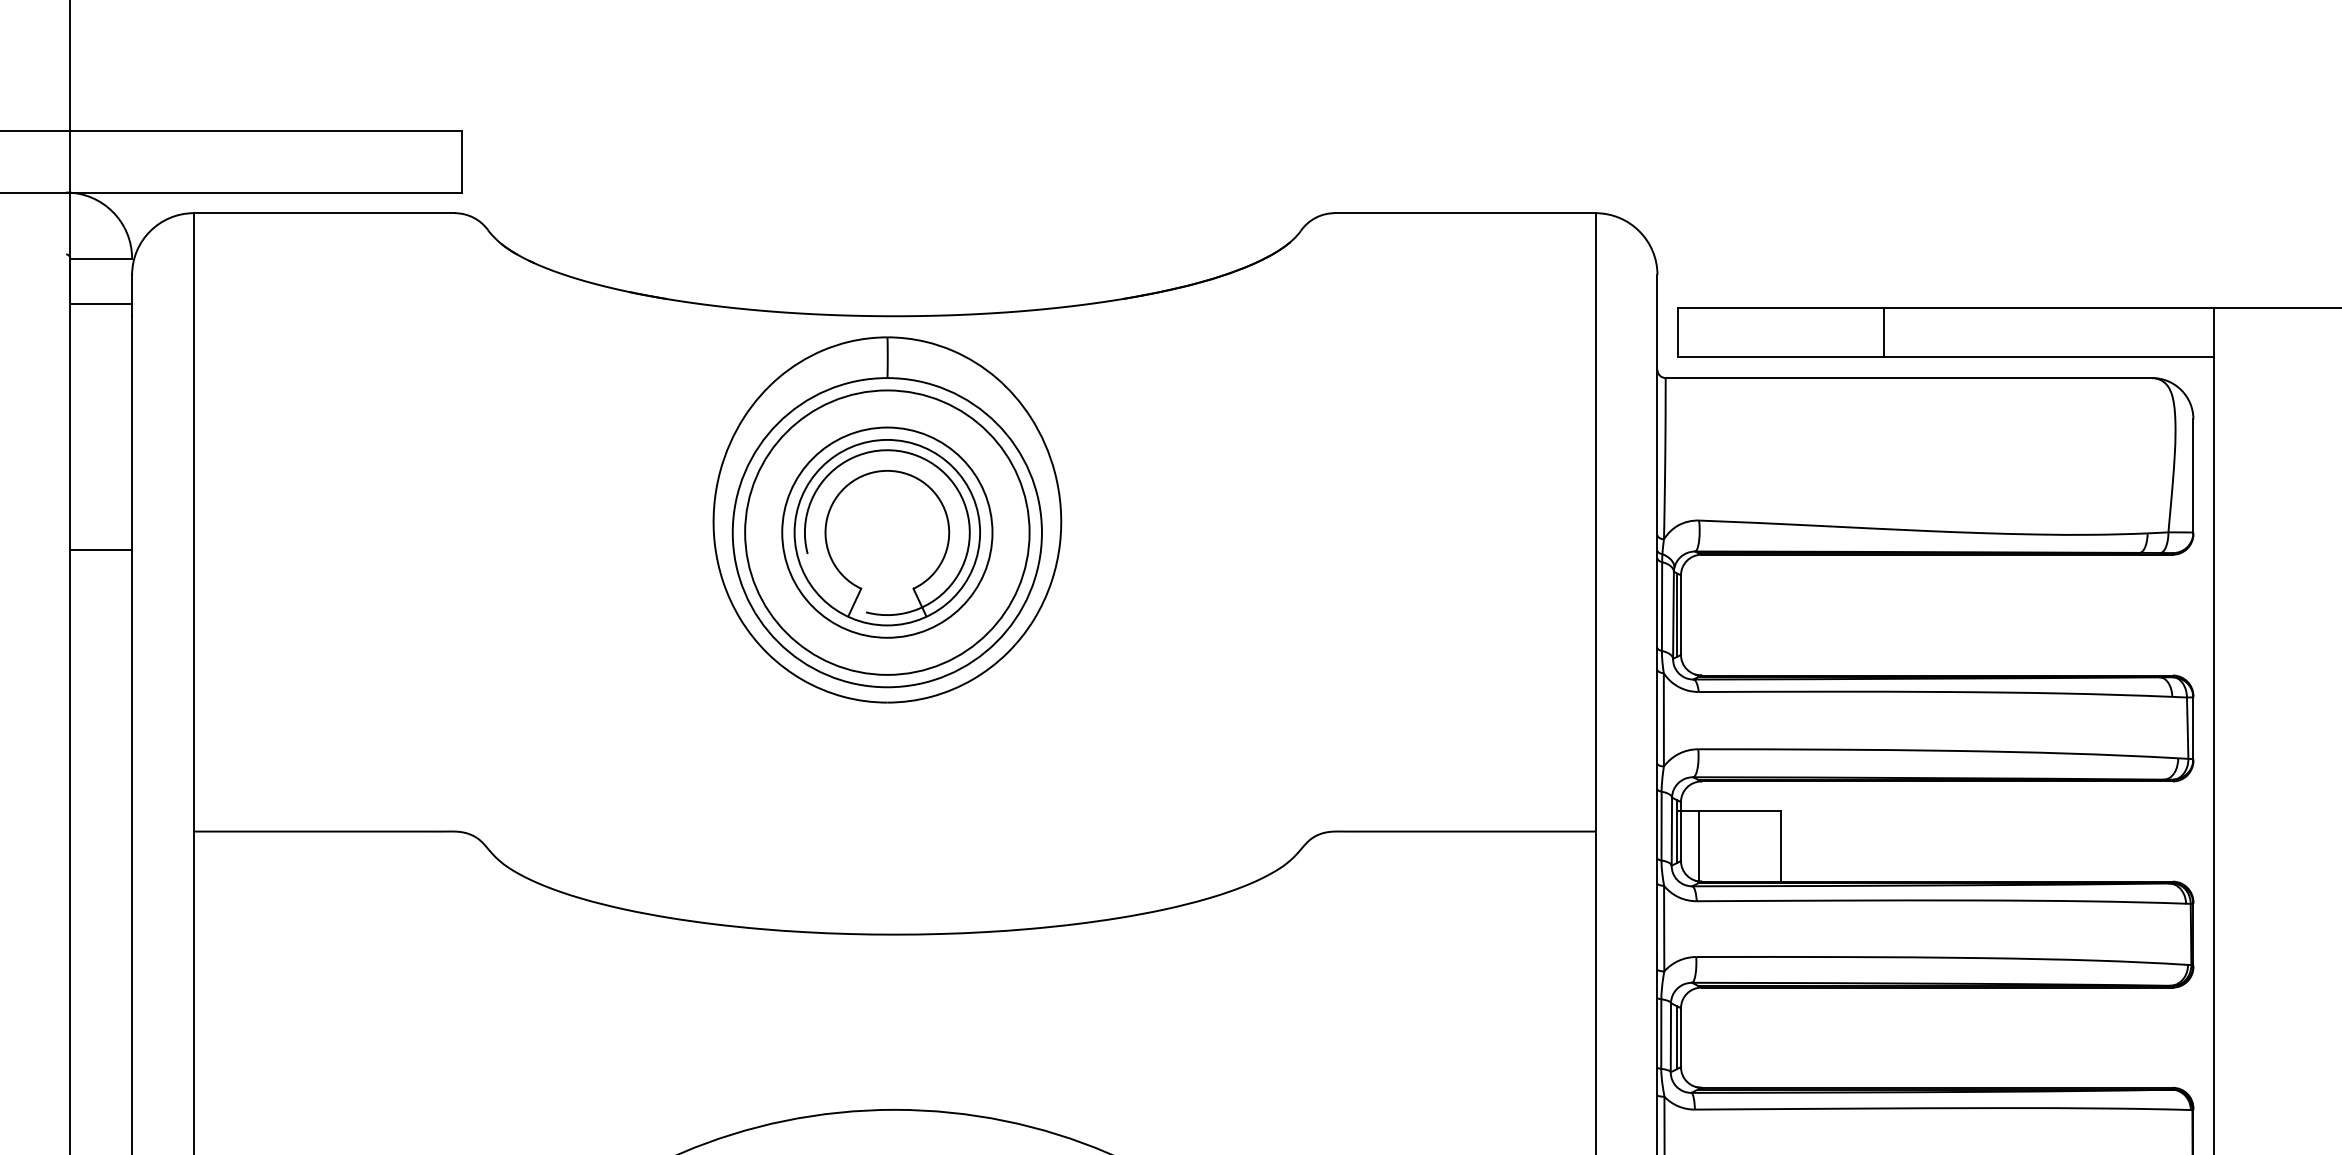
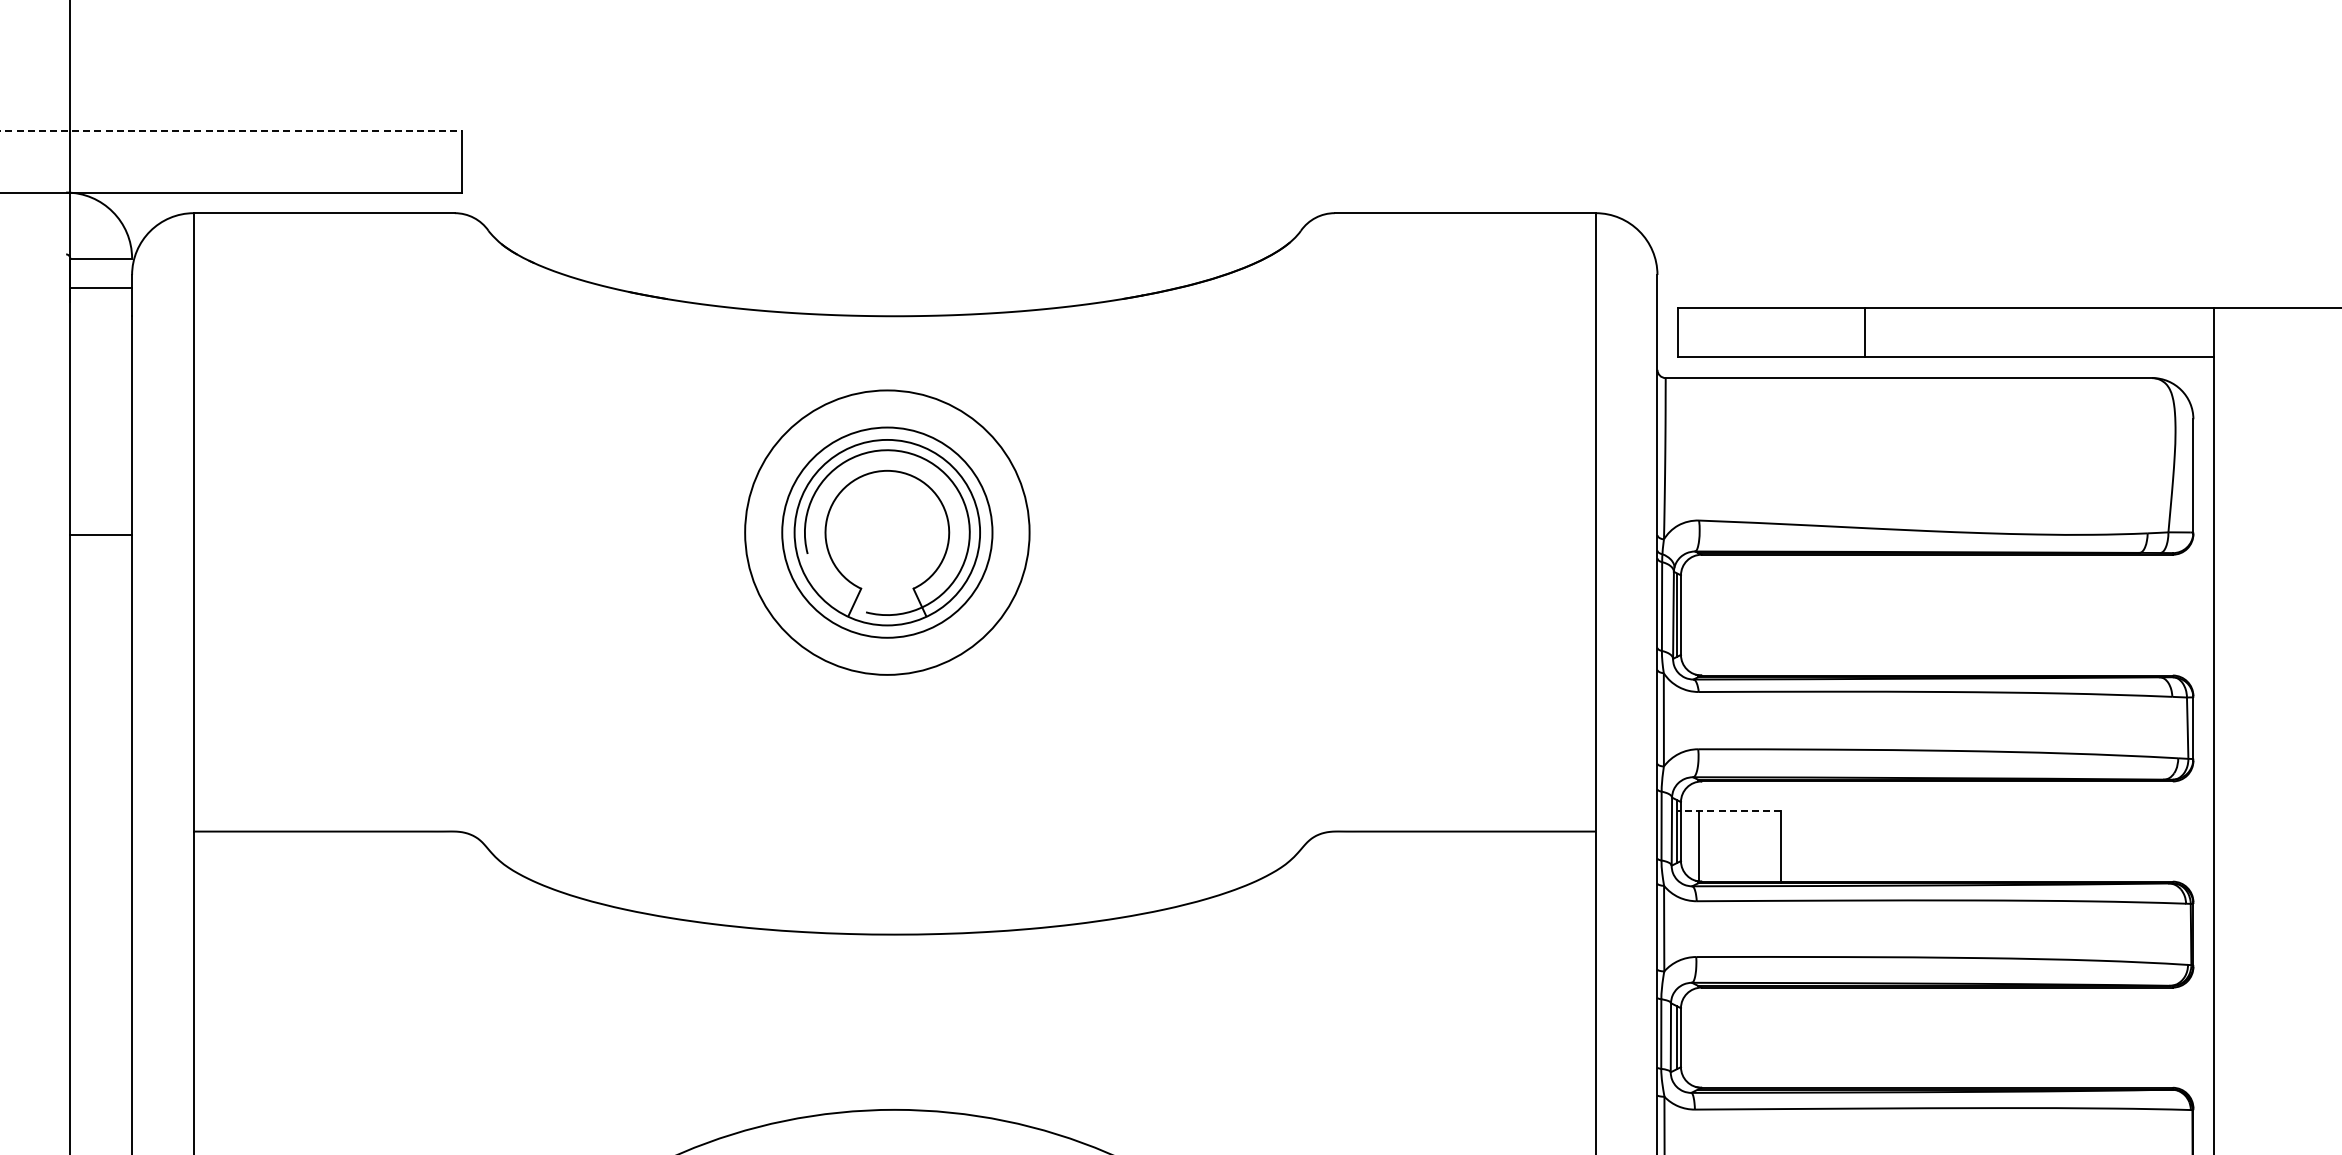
line: solid -> dashed (230, 130)
line position: (101, 304) -> (101, 288) (101, 288)
line position: (1884, 332) -> (1865, 332) (1865, 332)
part: present -> none (887, 519)
line position: (101, 550) -> (101, 535) (101, 535)
line: solid -> dashed (1729, 810)
